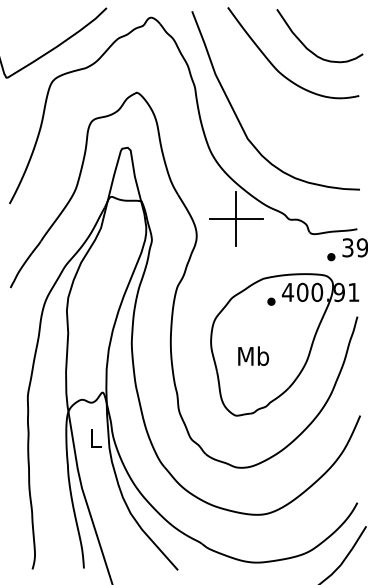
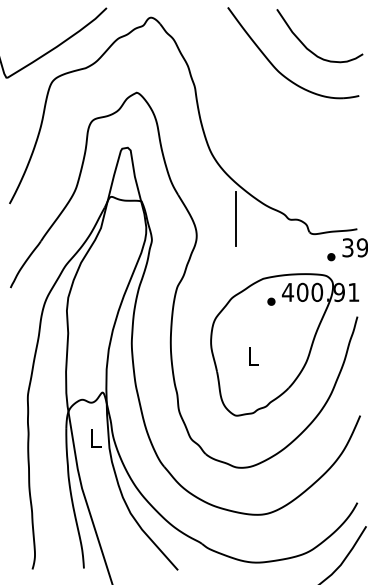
curve: present -> none (239, 119)
line: present -> none (235, 218)
text: Mb -> L (253, 355)
